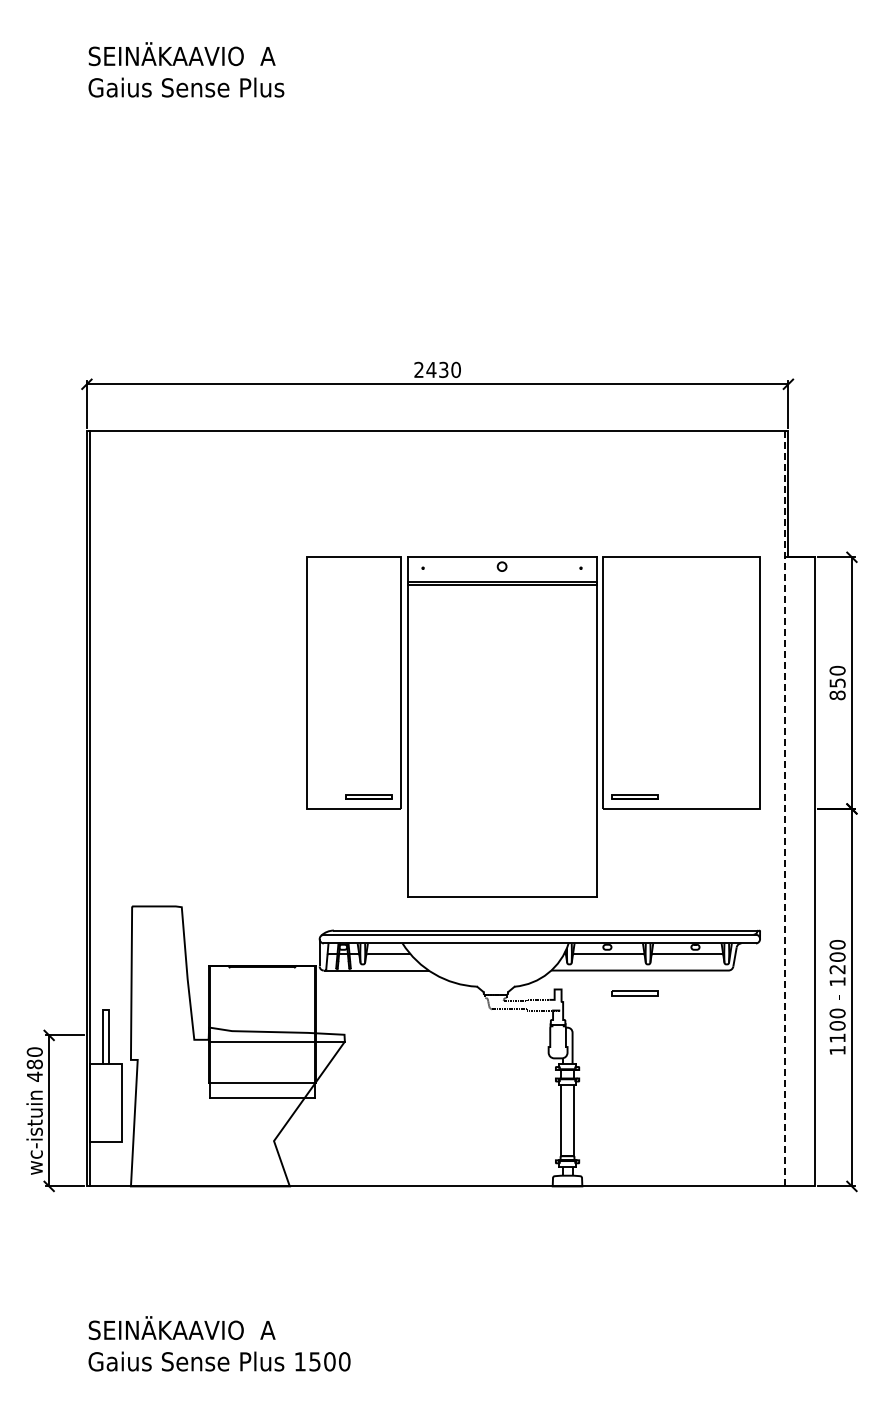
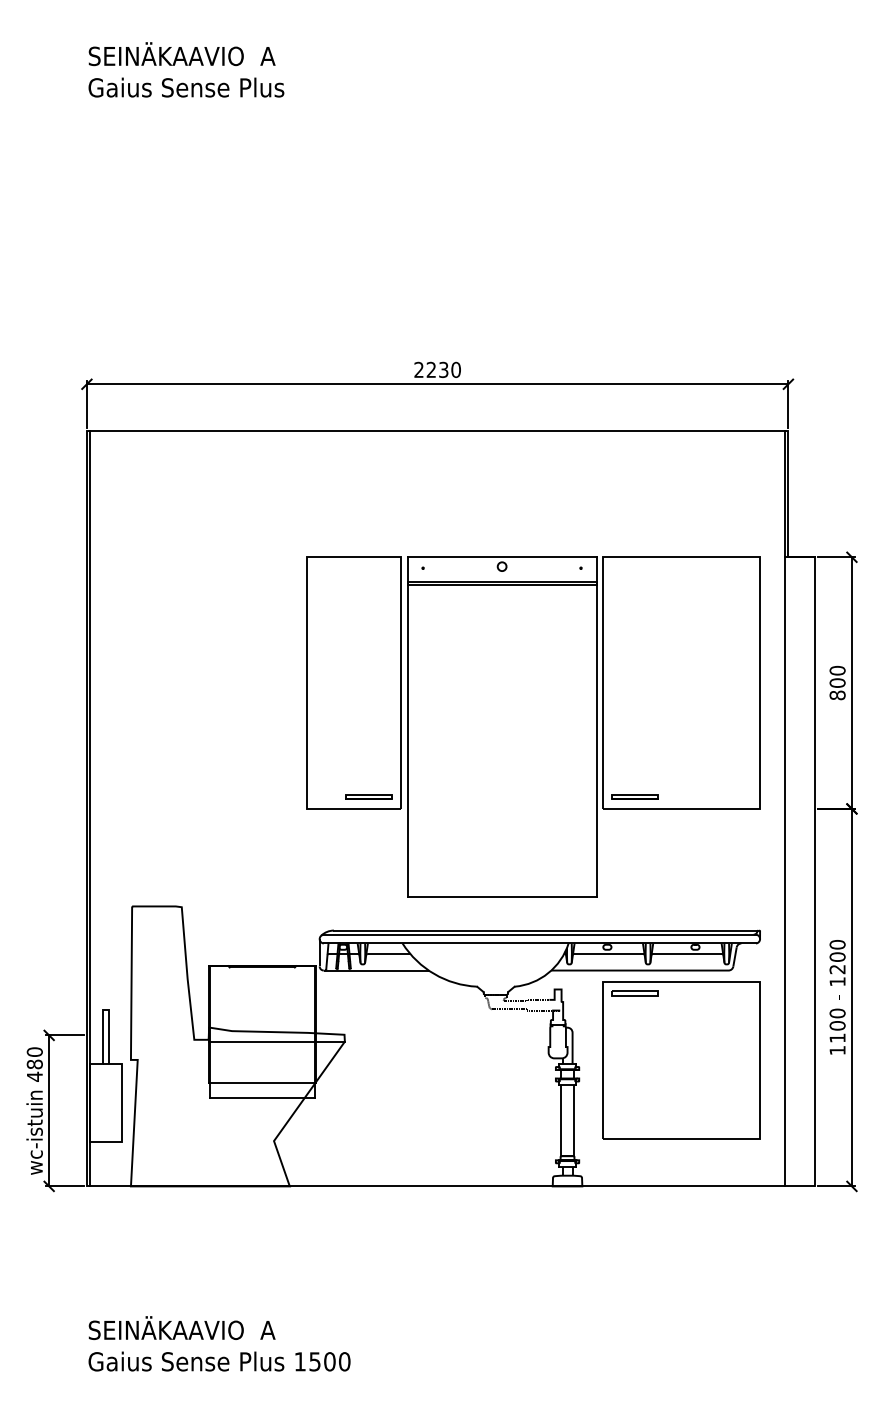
text: 2430 -> 2230 (431, 369)
text: 850 -> 800 (837, 682)
line: dashed -> solid (785, 809)
part: none -> present (681, 1060)
